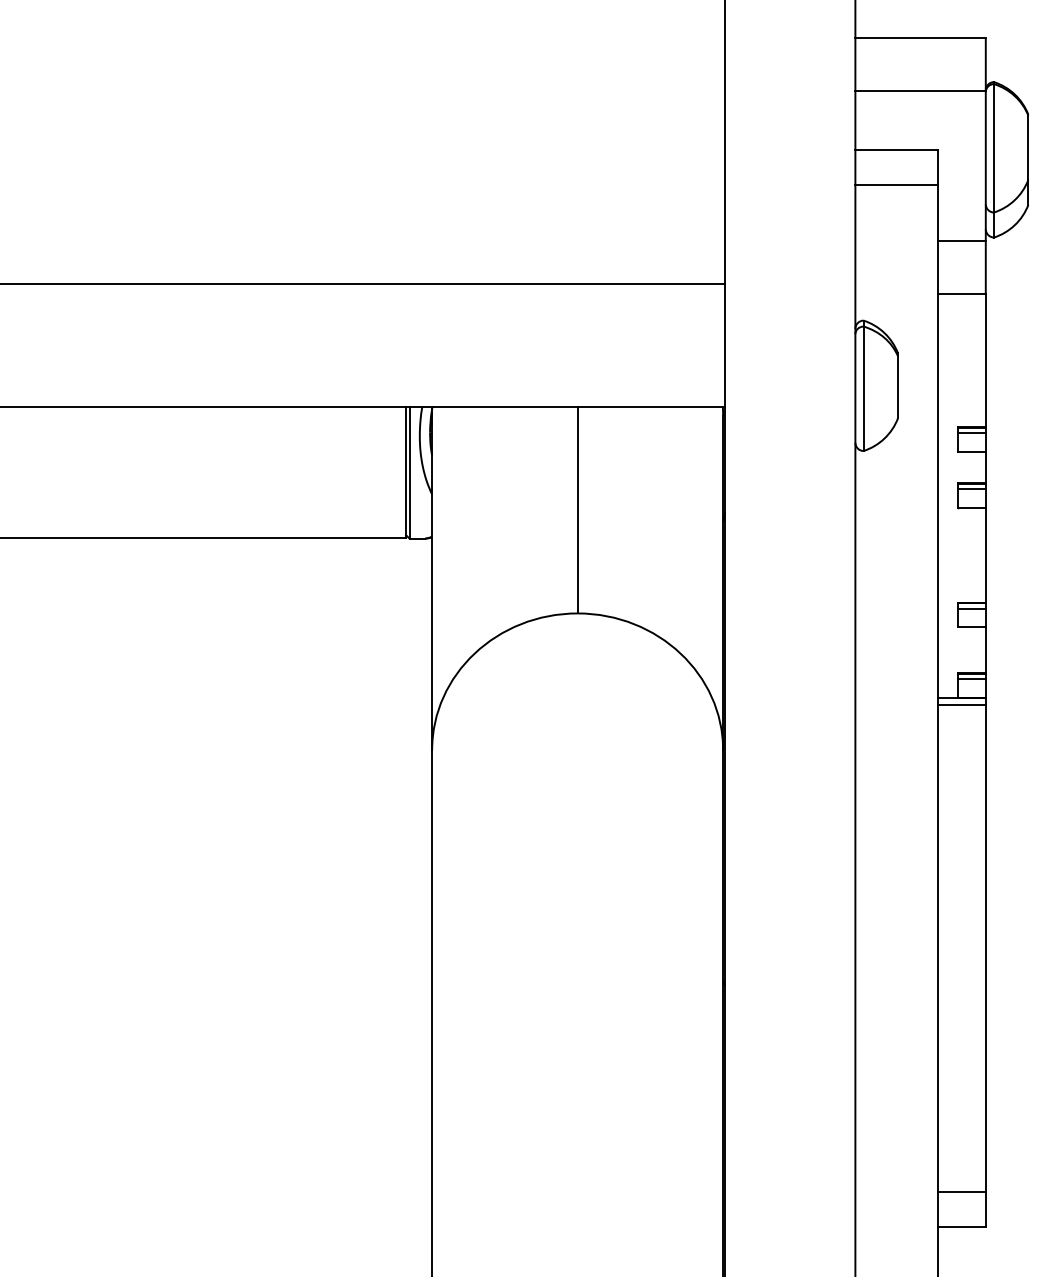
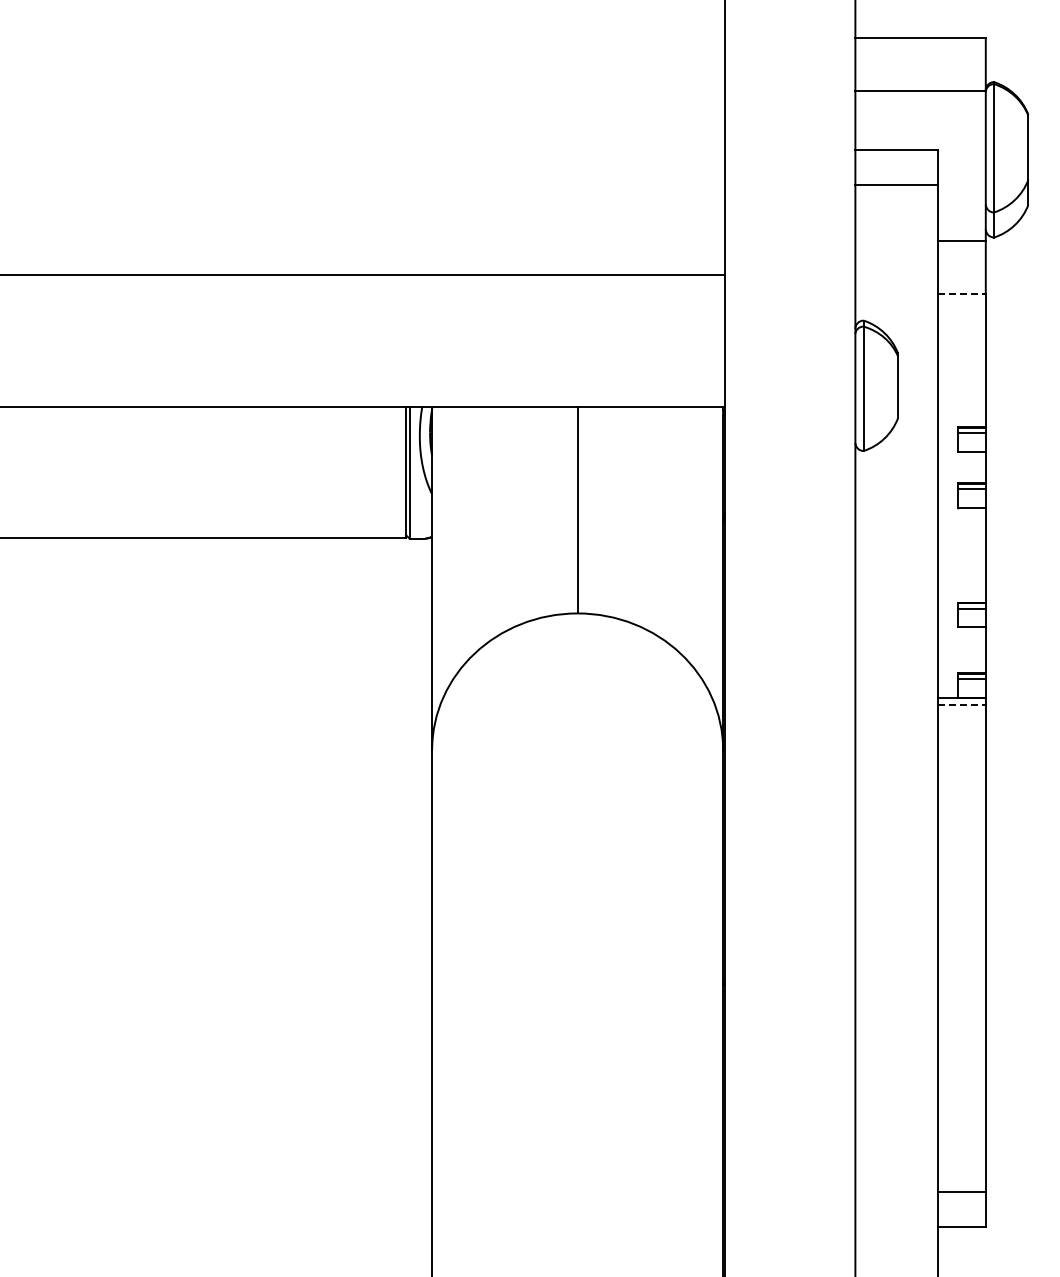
line position: (363, 284) -> (363, 275) (363, 275)
line: solid -> dashed (962, 294)
line: solid -> dashed (962, 704)
